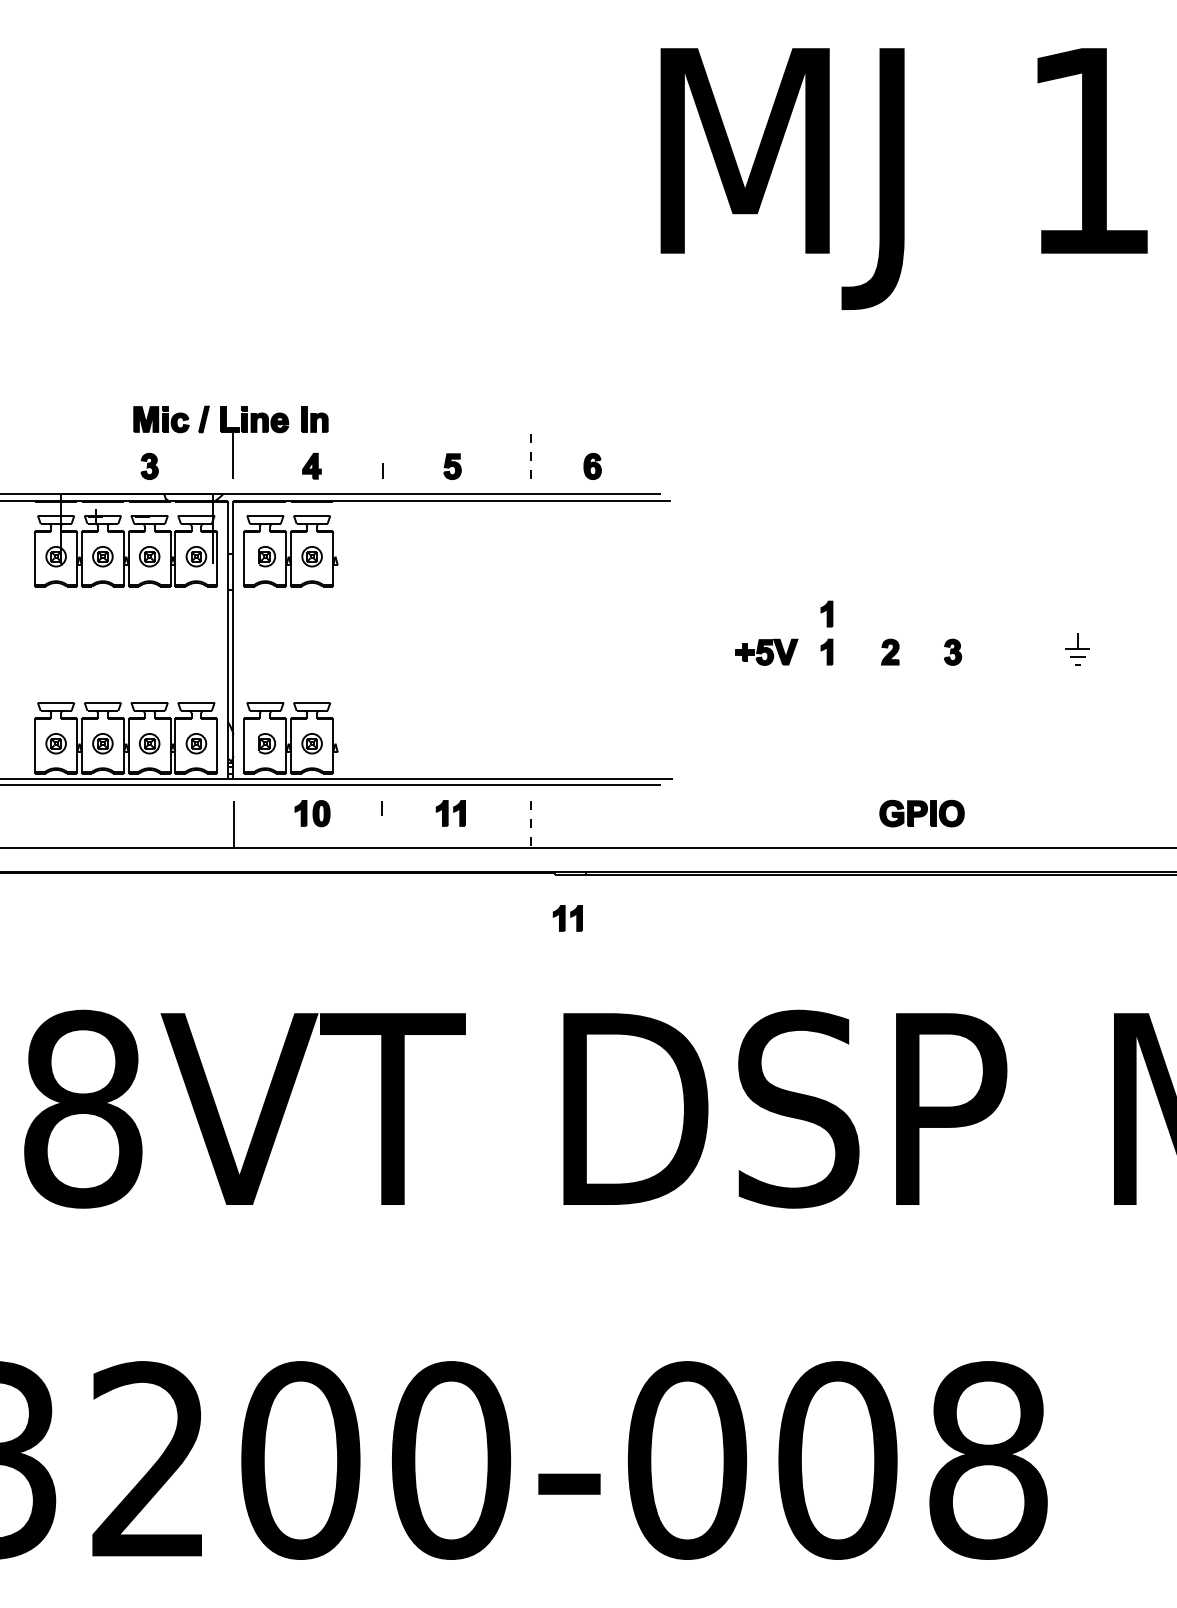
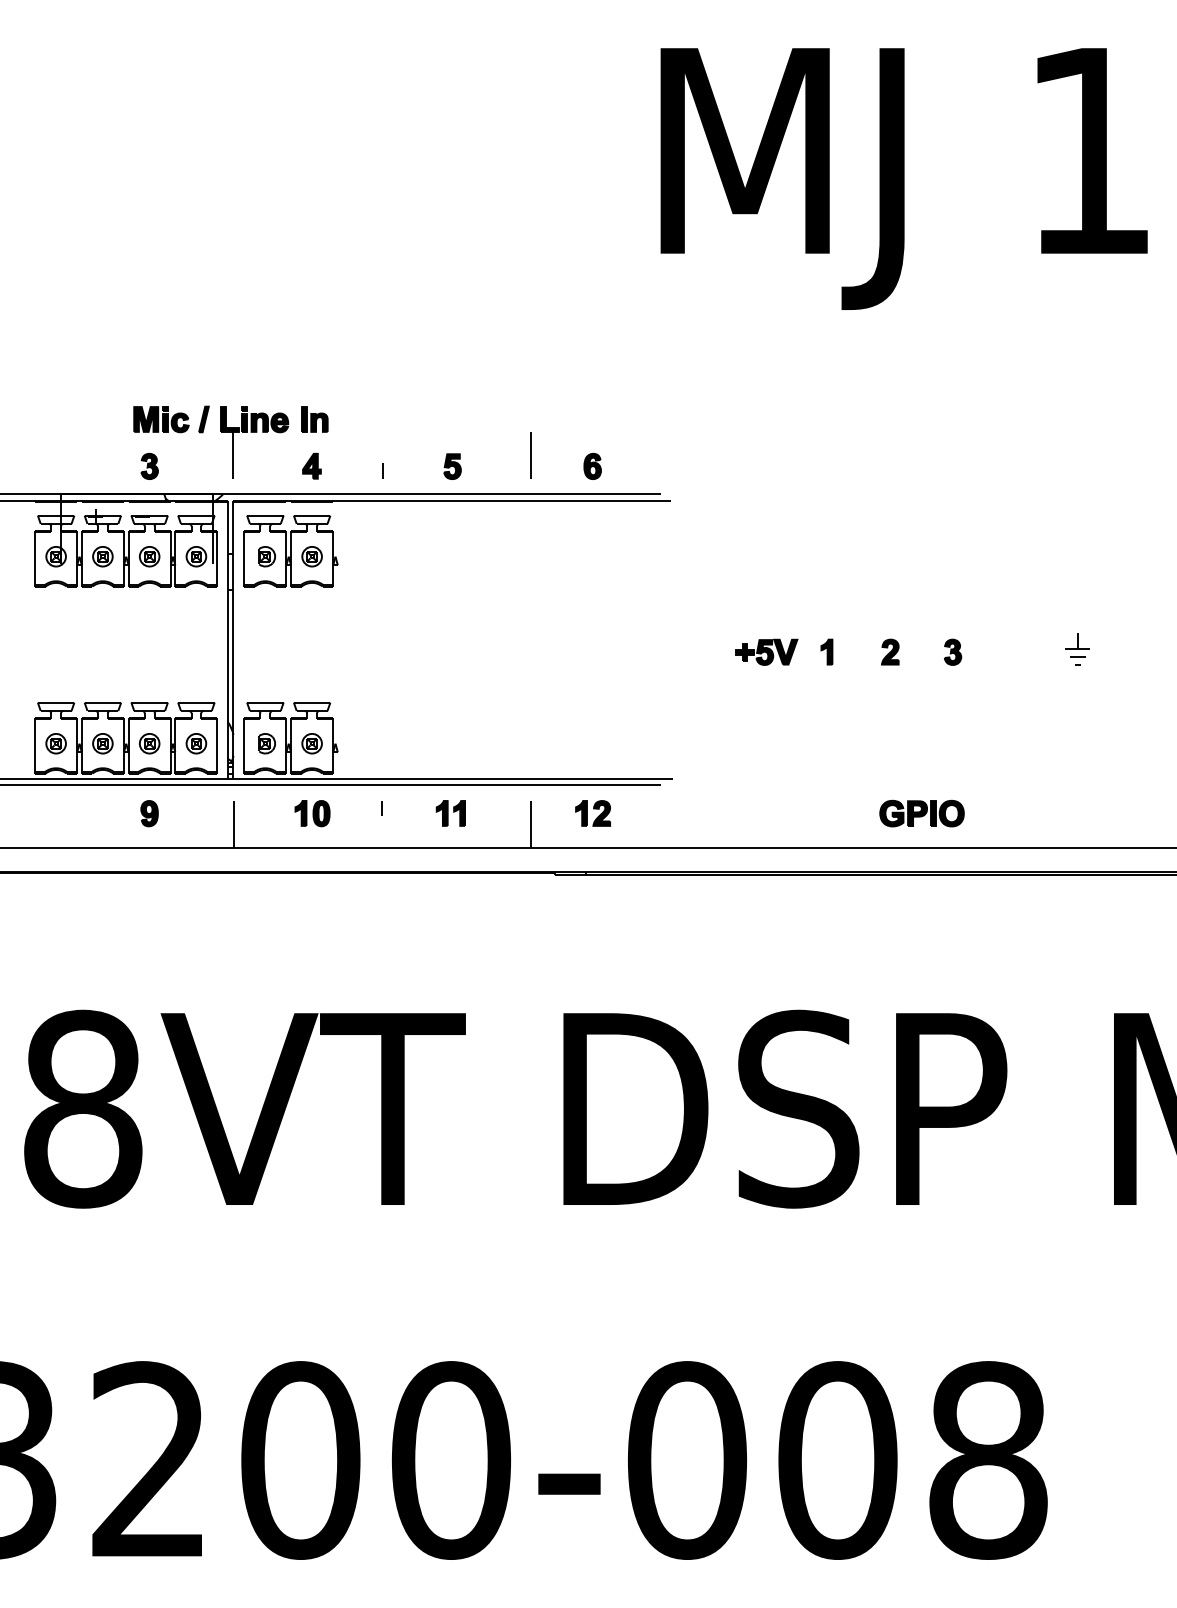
line: dashed -> solid (531, 454)
part: present -> none (826, 613)
part: none -> present (149, 813)
part: none -> present (592, 813)
line: dashed -> solid (531, 824)
part: present -> none (567, 918)
